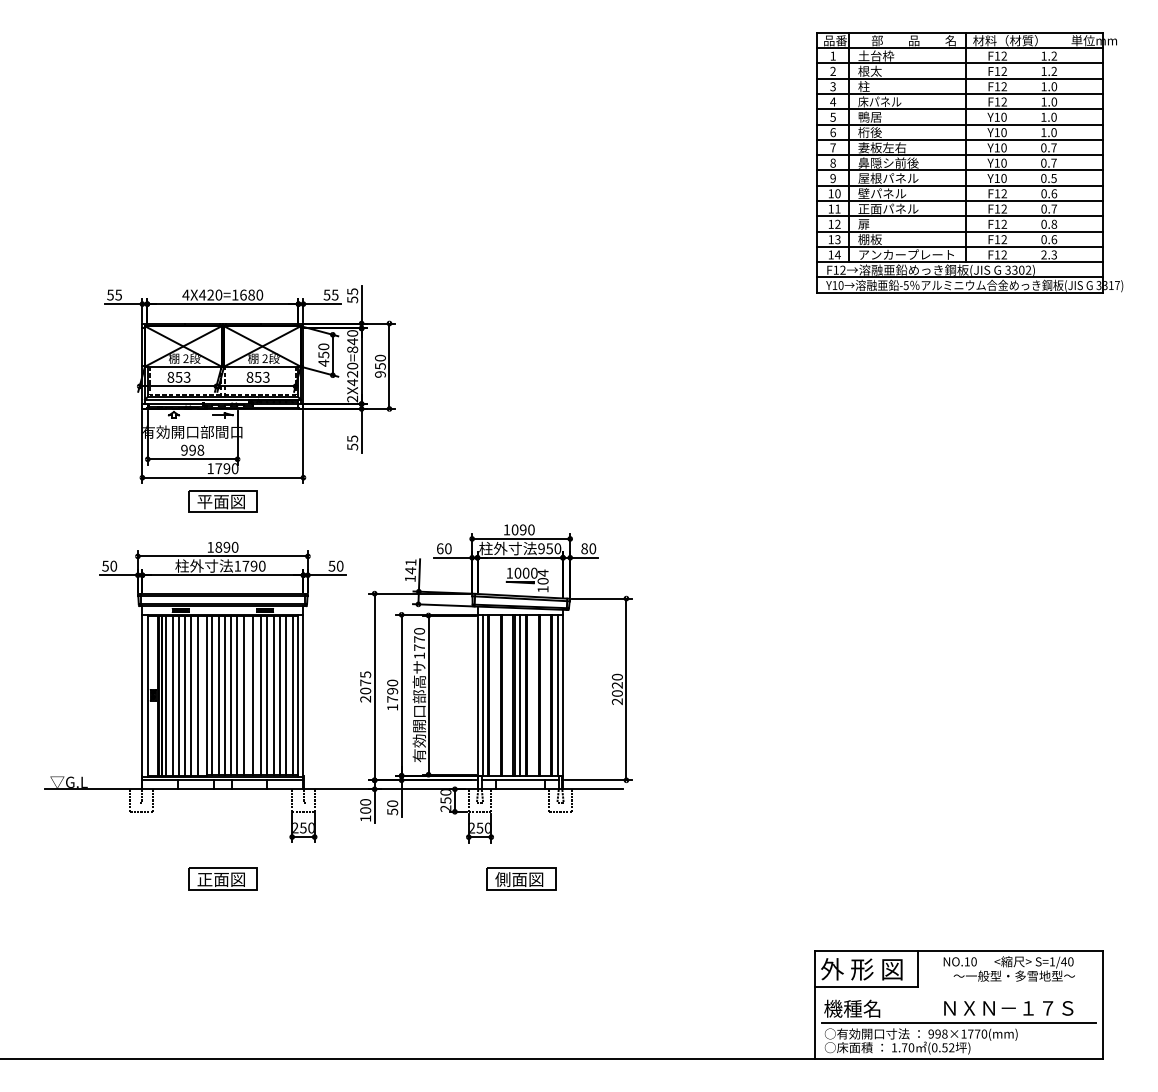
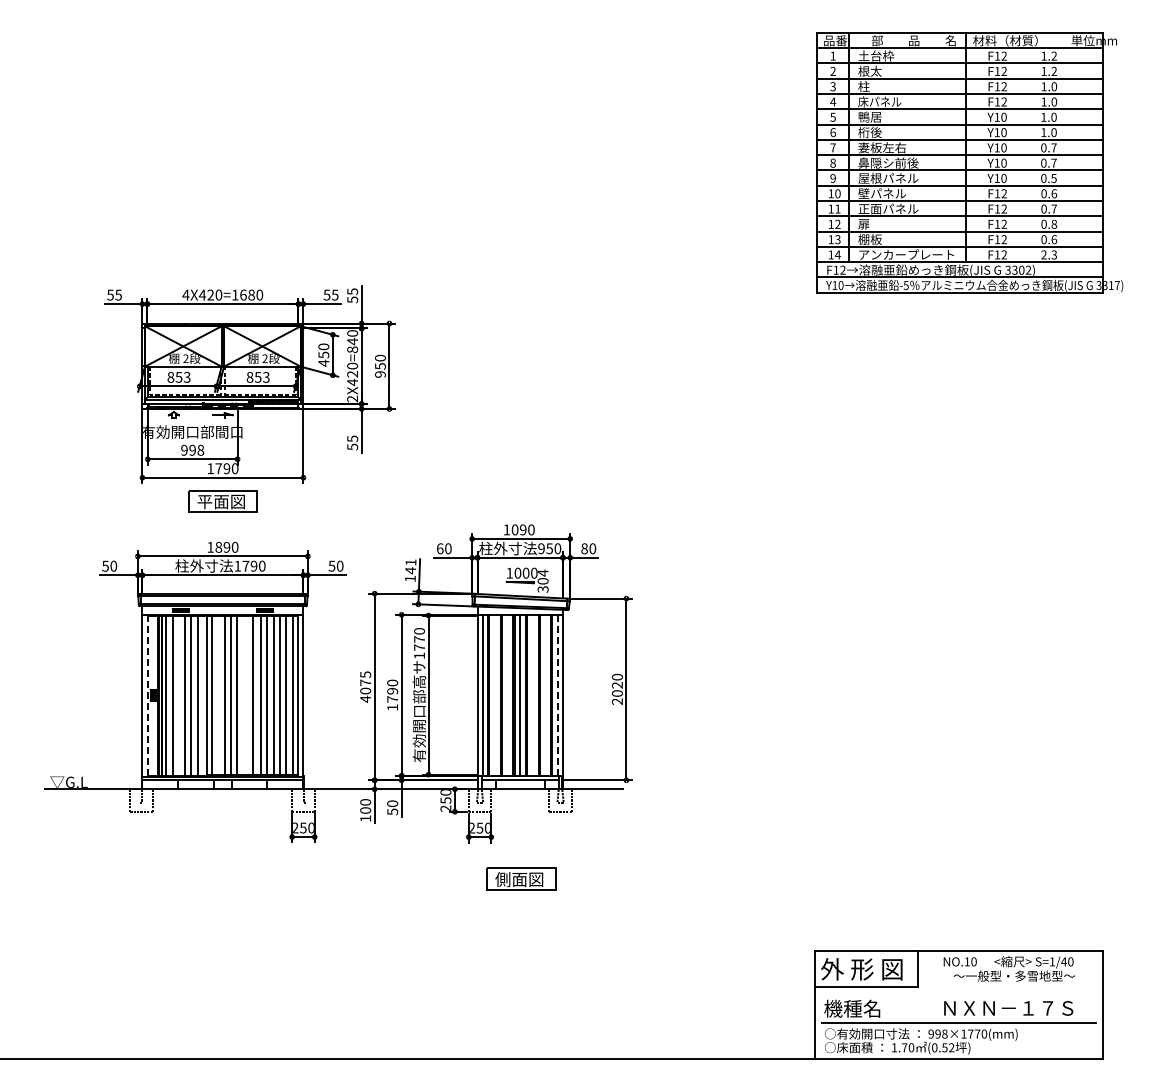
text: 104 -> 304 (542, 589)
line: solid -> dashed (147, 695)
line: present -> none (178, 695)
line: present -> none (218, 695)
line: present -> none (243, 695)
line: solid -> dashed (558, 695)
text: 2075 -> 4075 (365, 698)
part: present -> none (222, 878)
